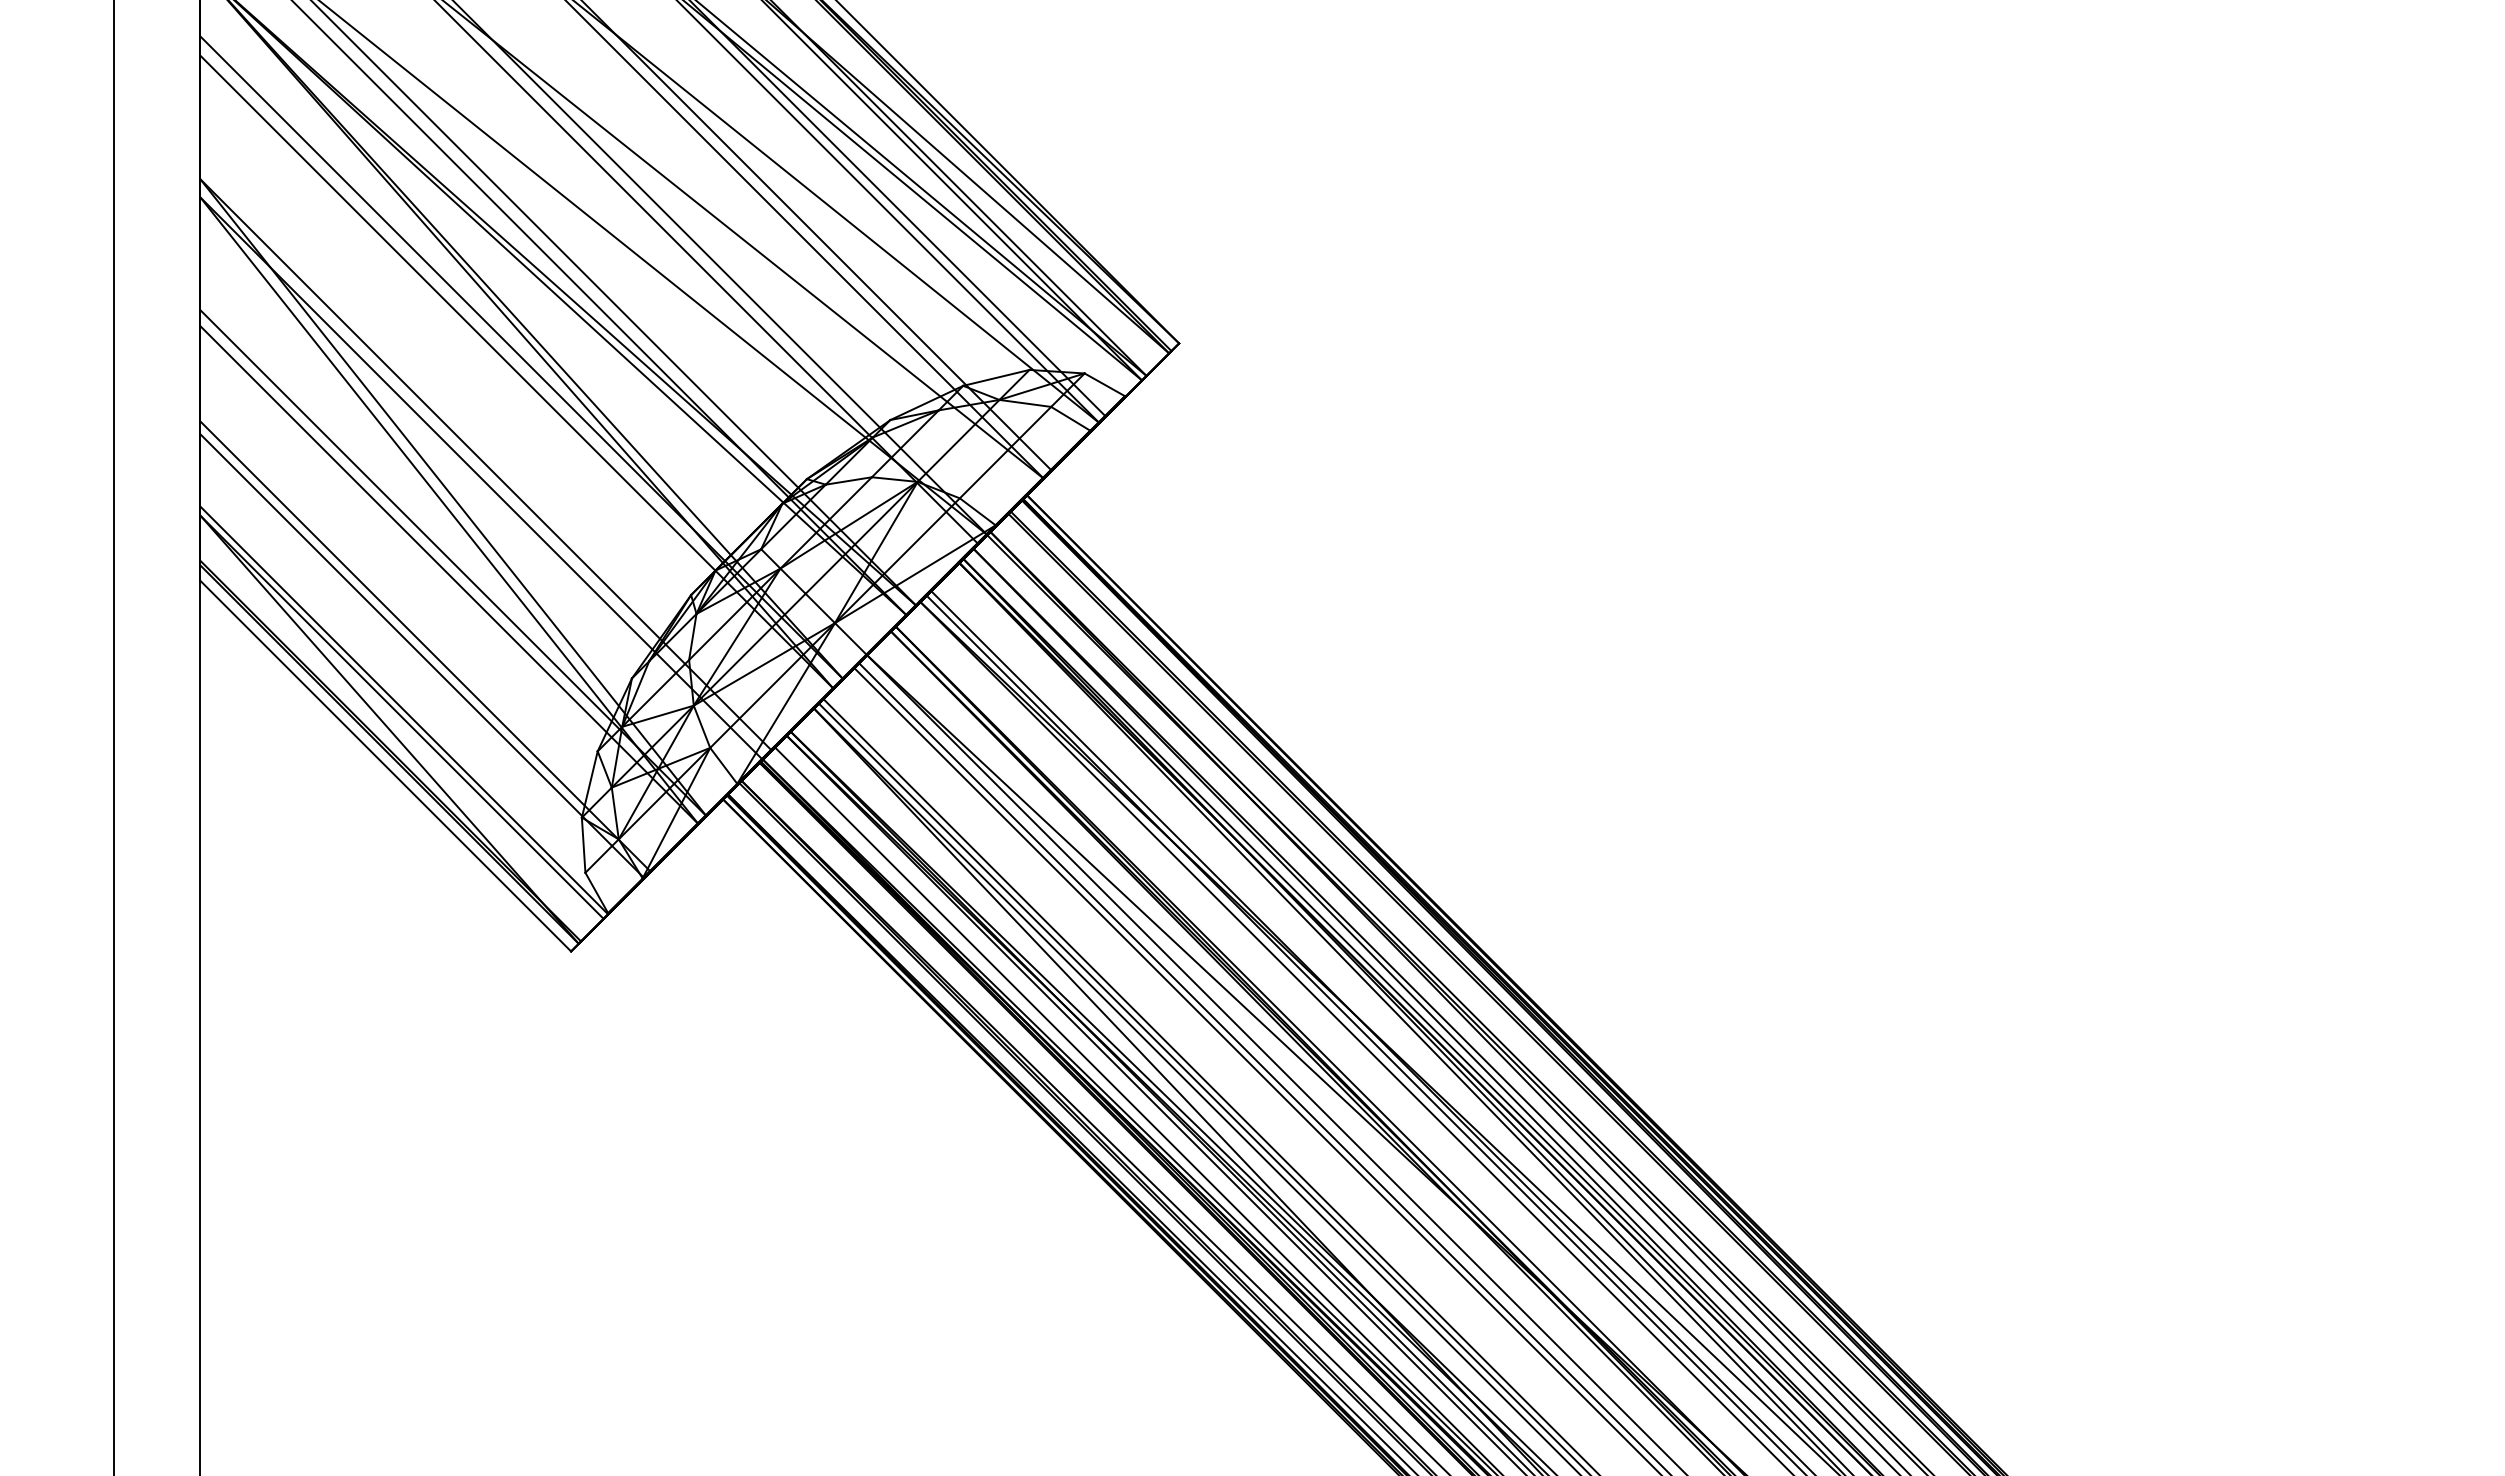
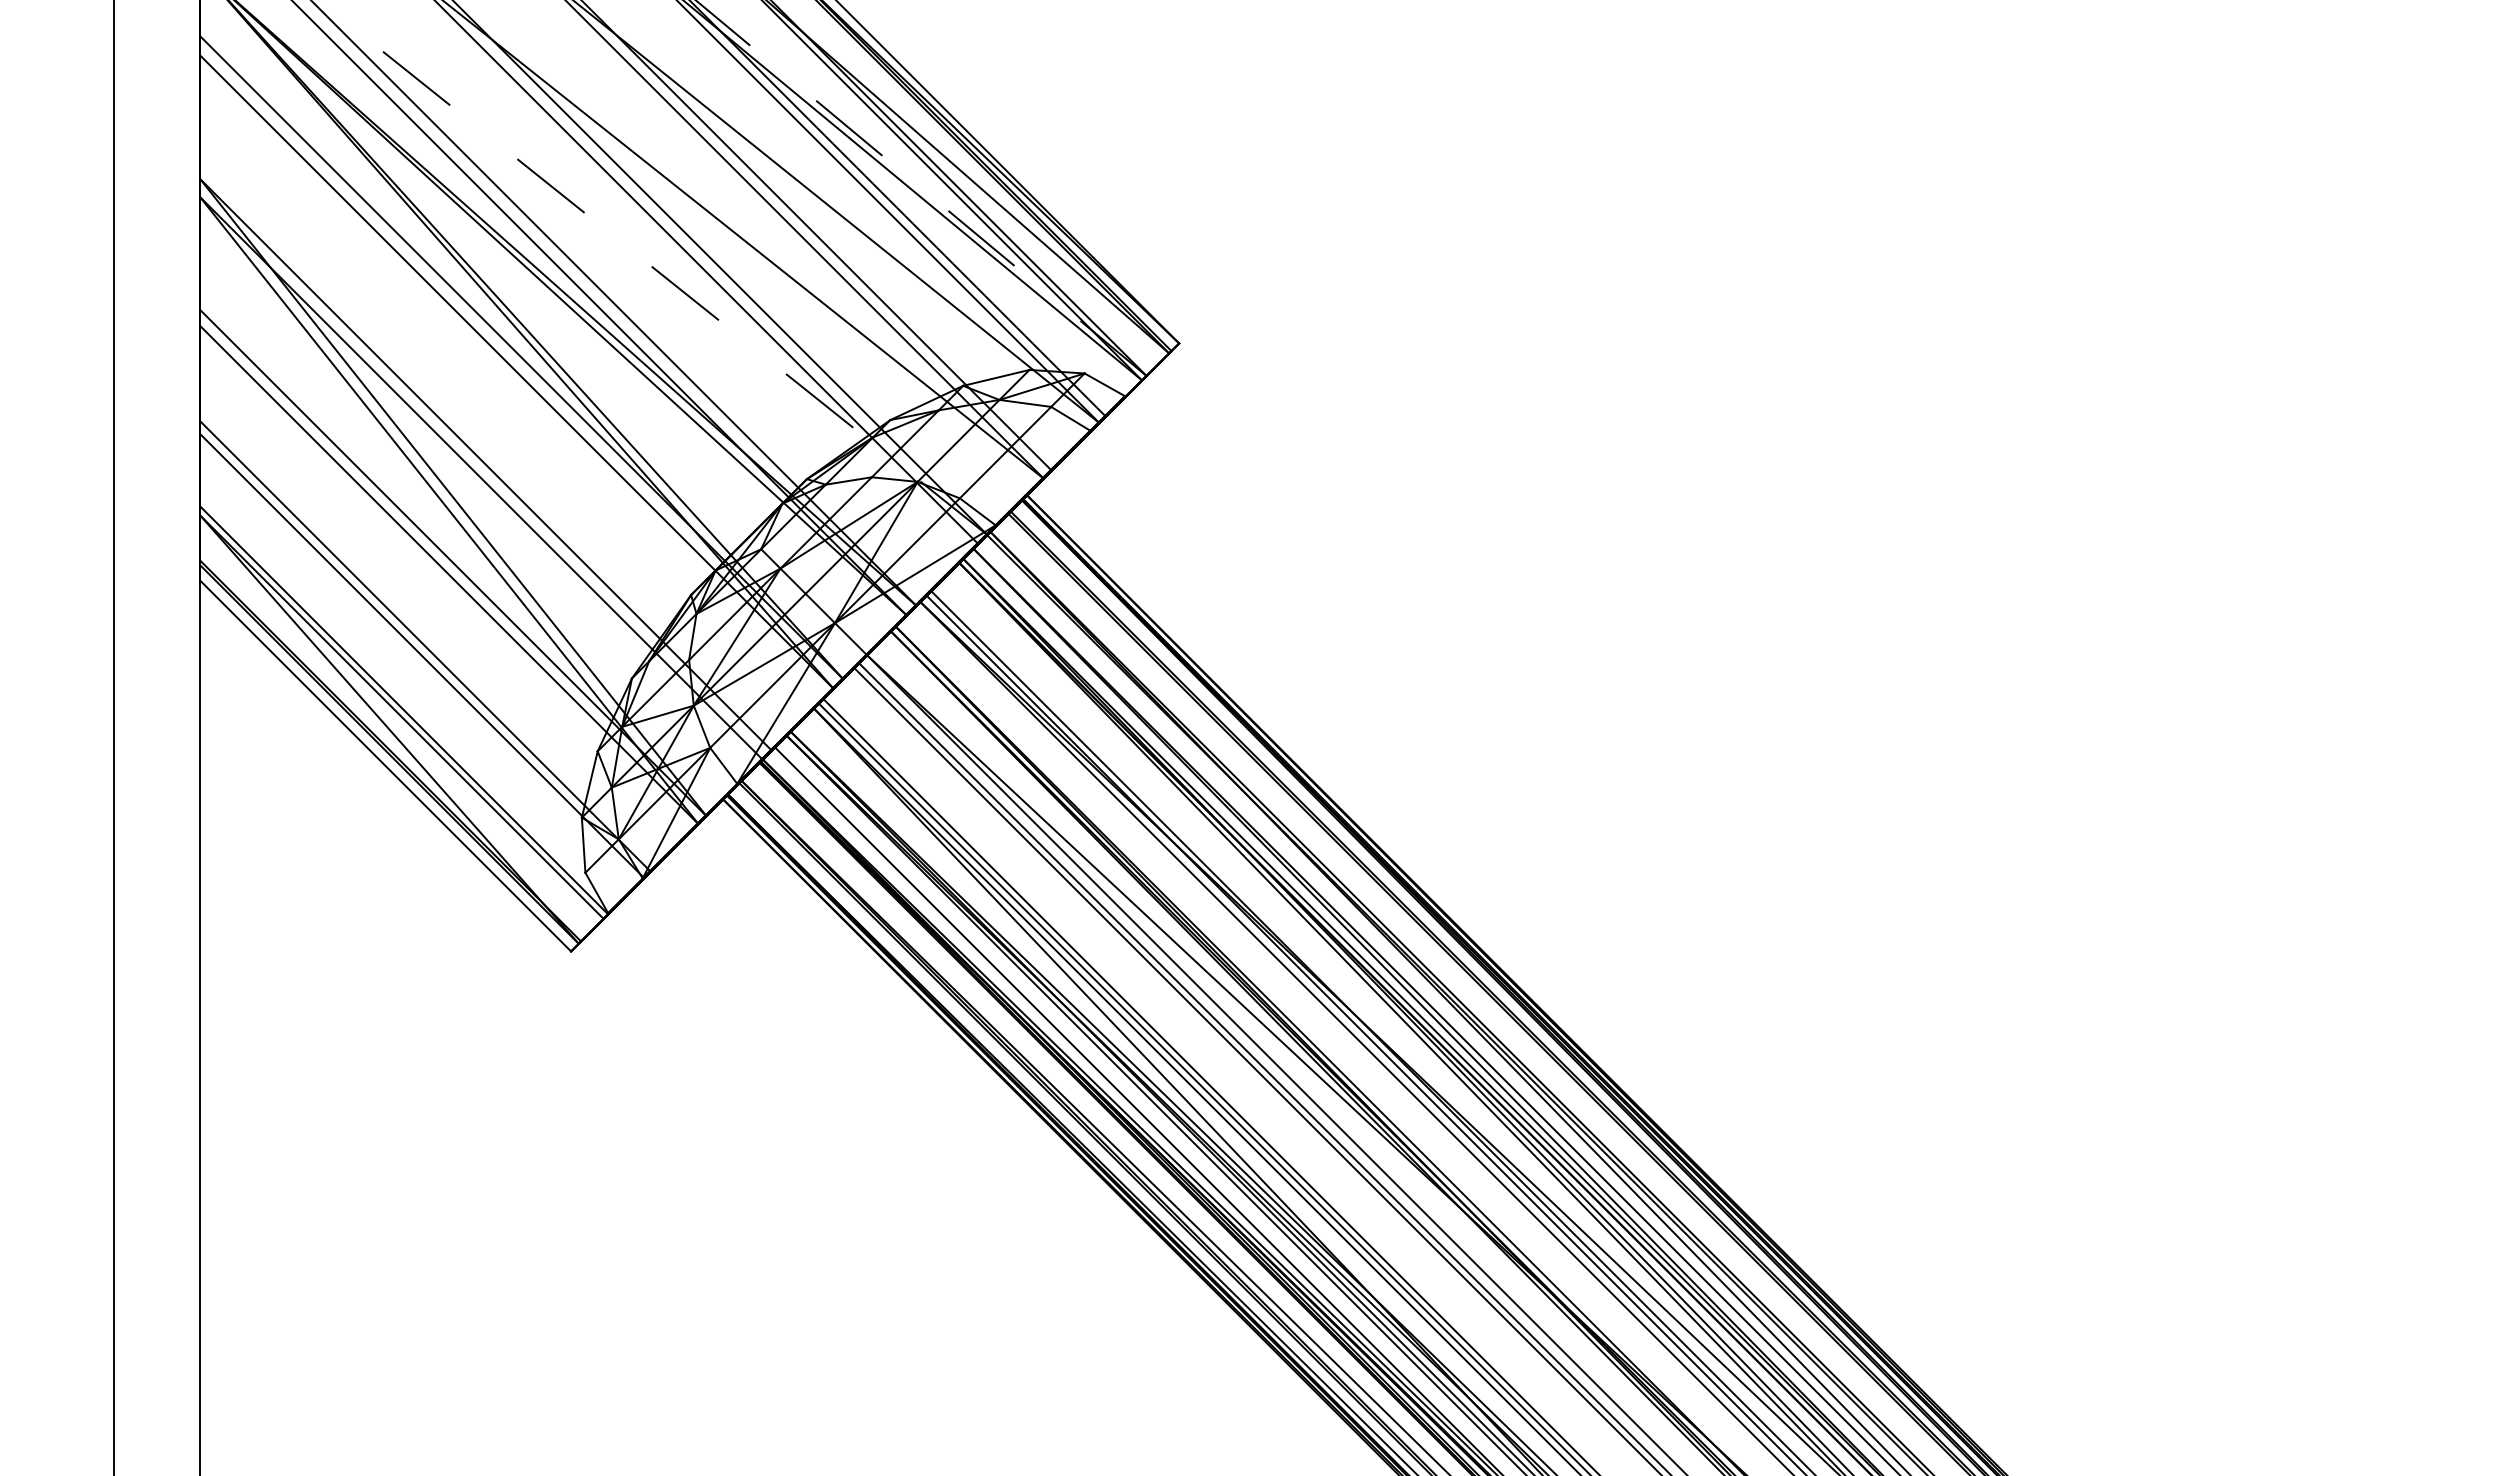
line: solid -> dashed (920, 187)
line: solid -> dashed (652, 267)
